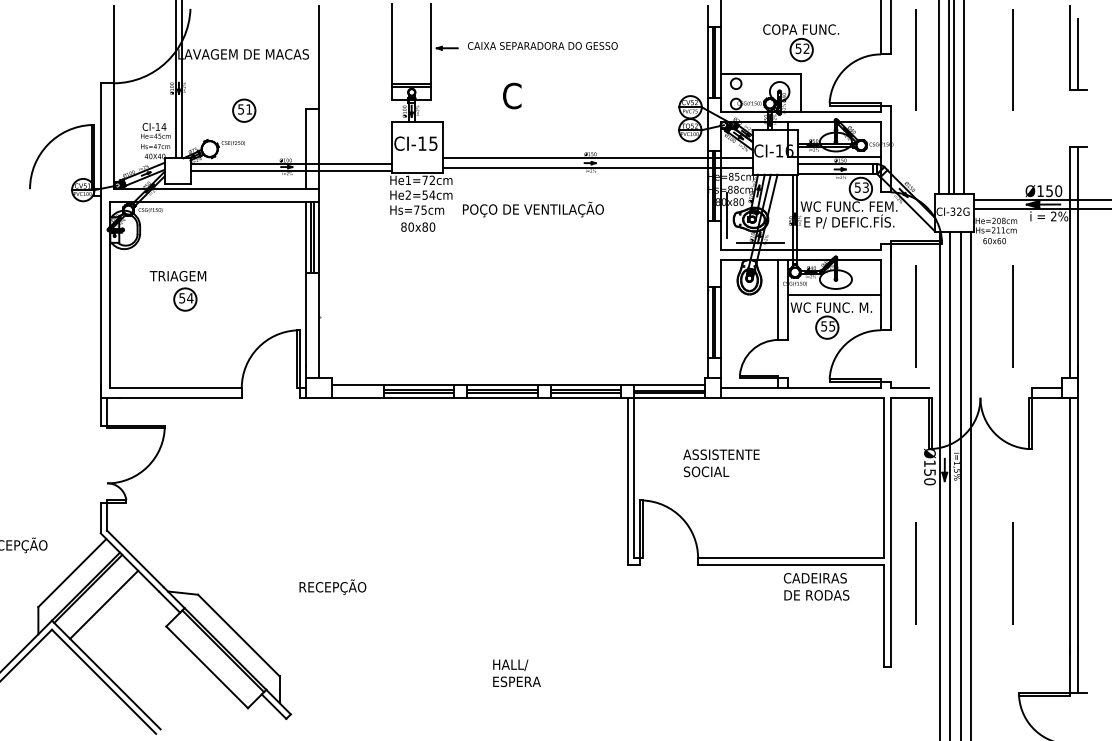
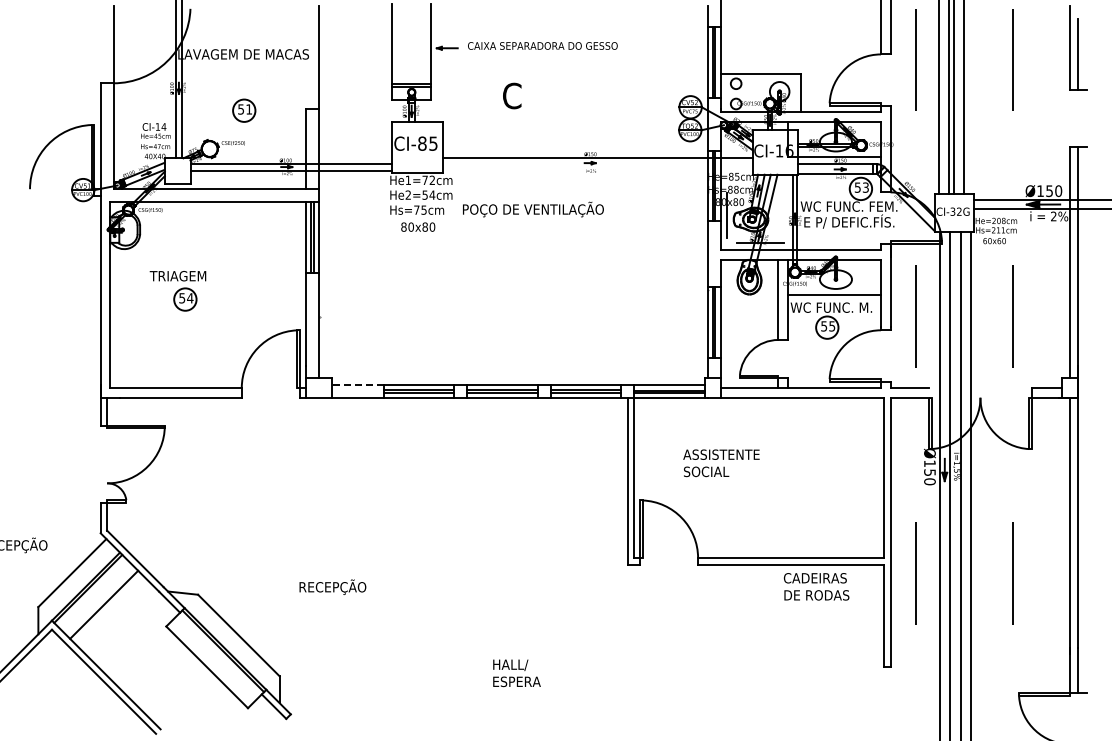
part: present -> none (801, 43)
text: CI-15 -> CI-85 (422, 143)
line: present -> none (597, 168)
line: solid -> dashed (357, 384)
